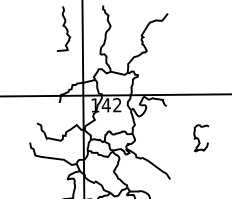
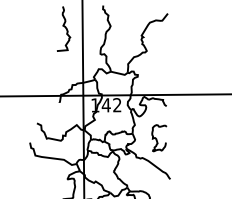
curve position: (199, 139) -> (157, 139) (157, 139)
